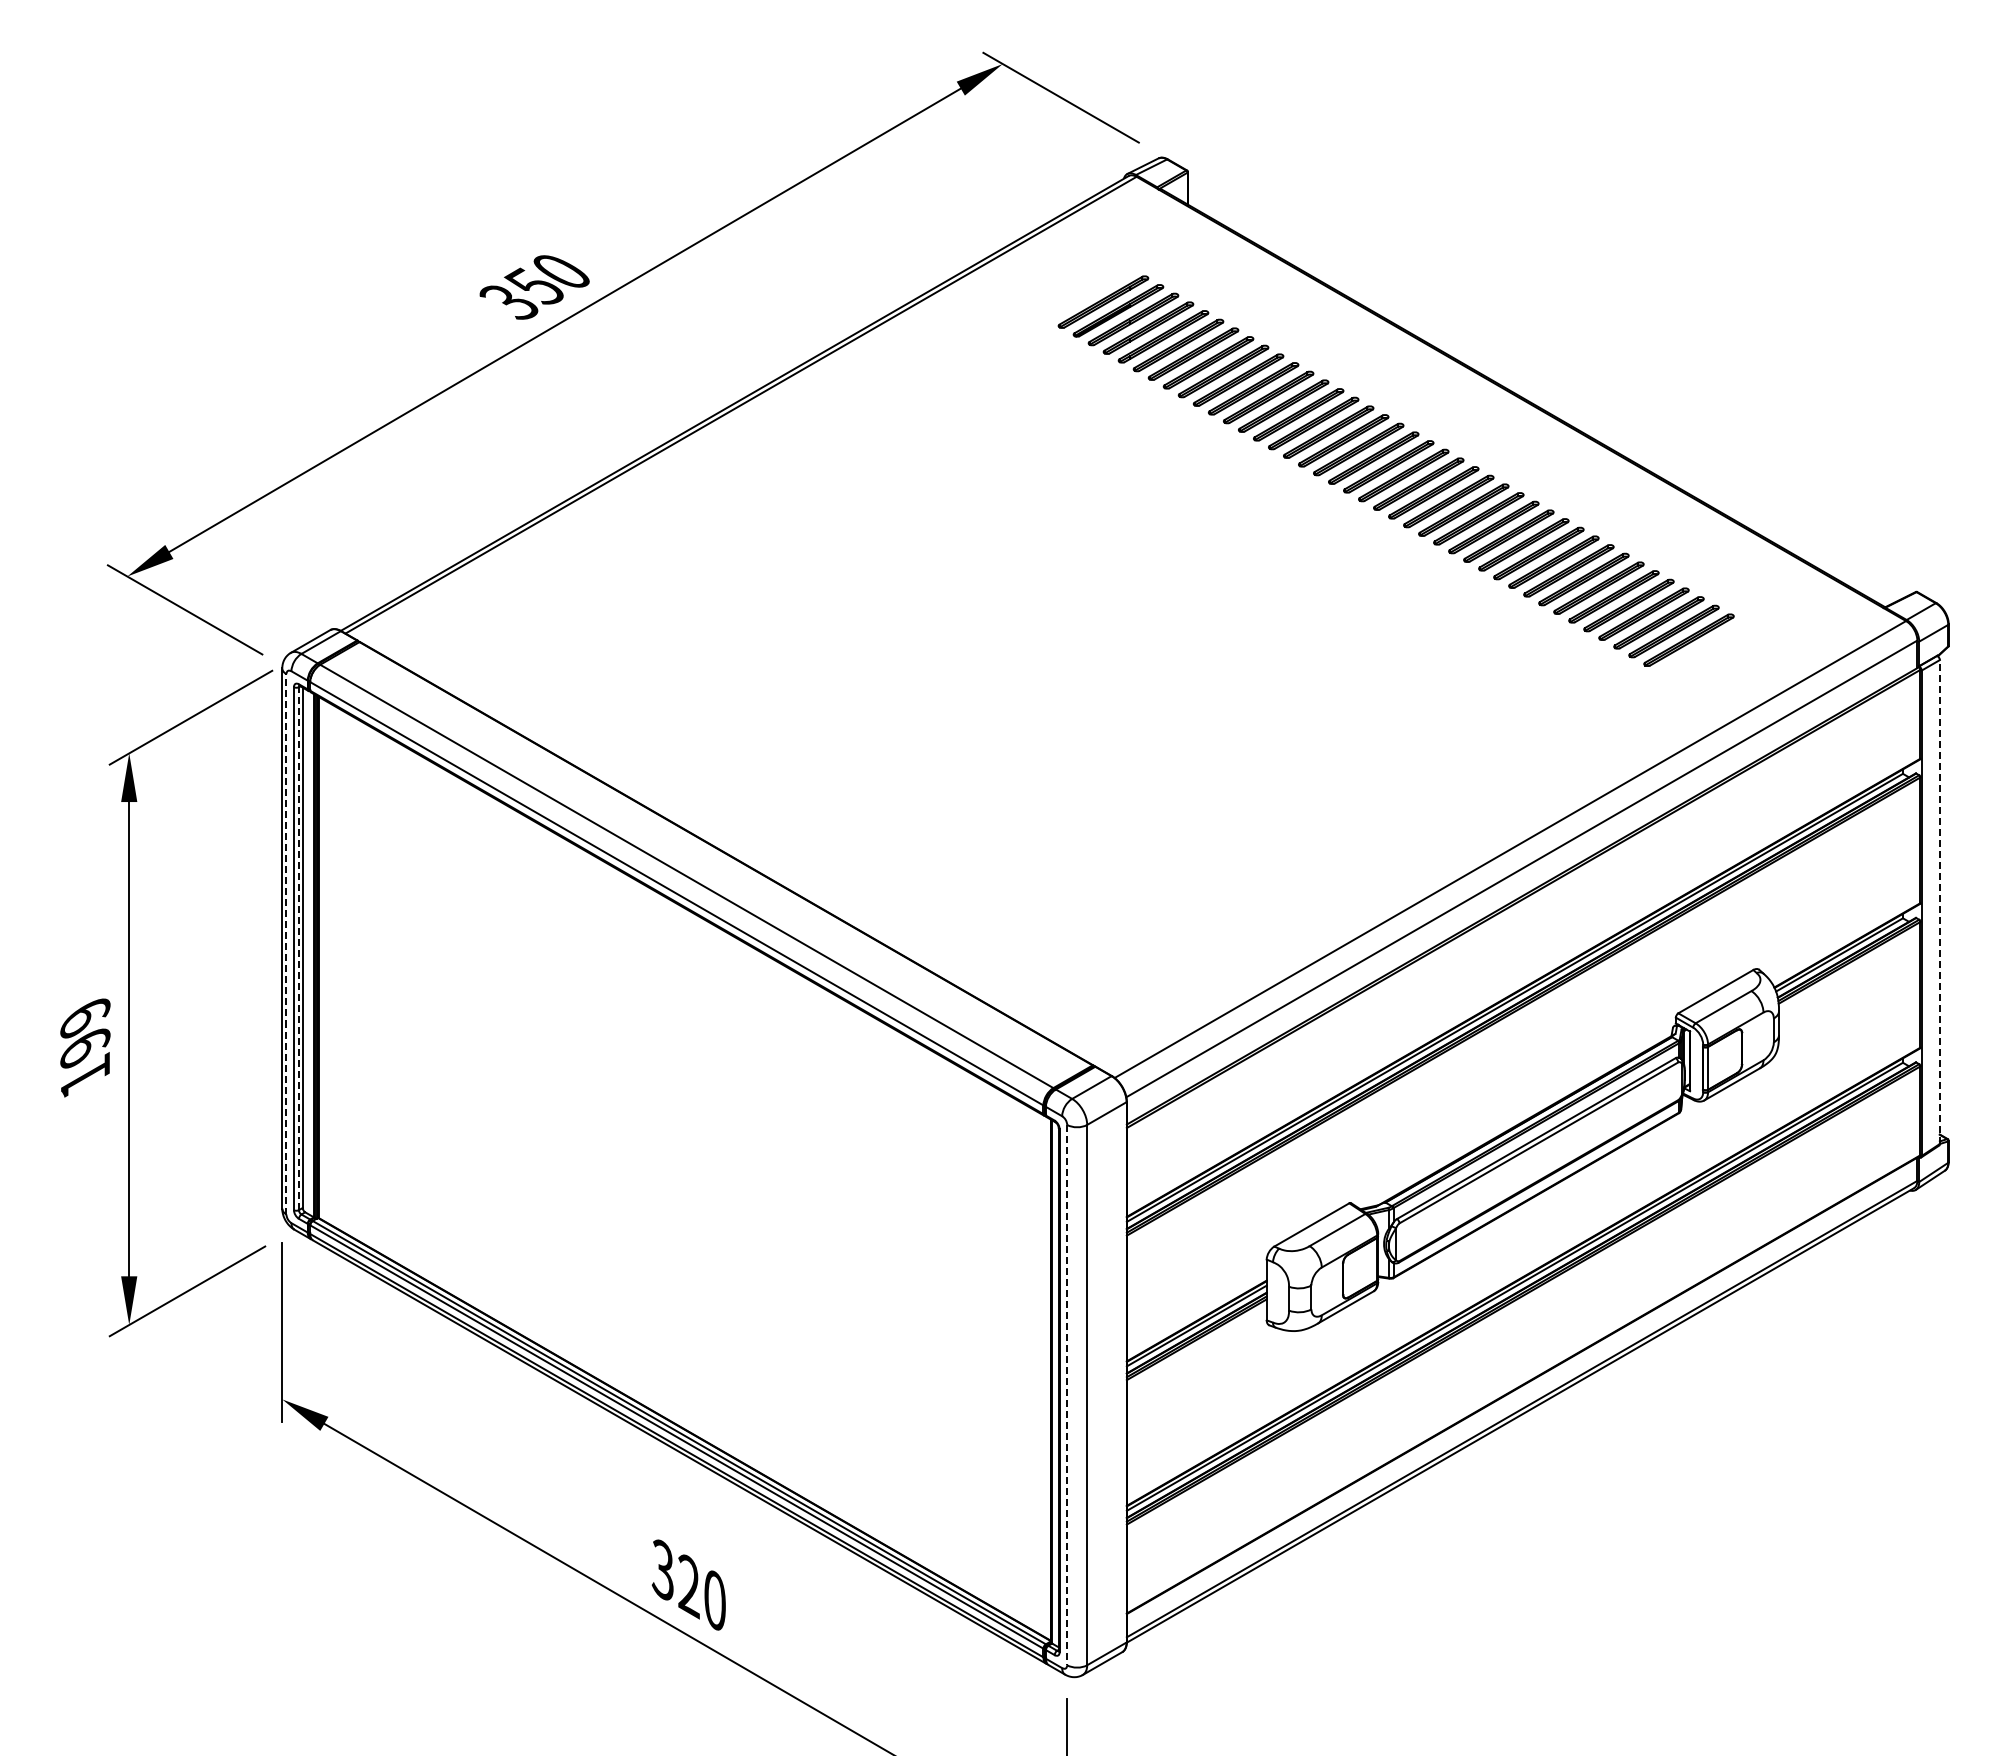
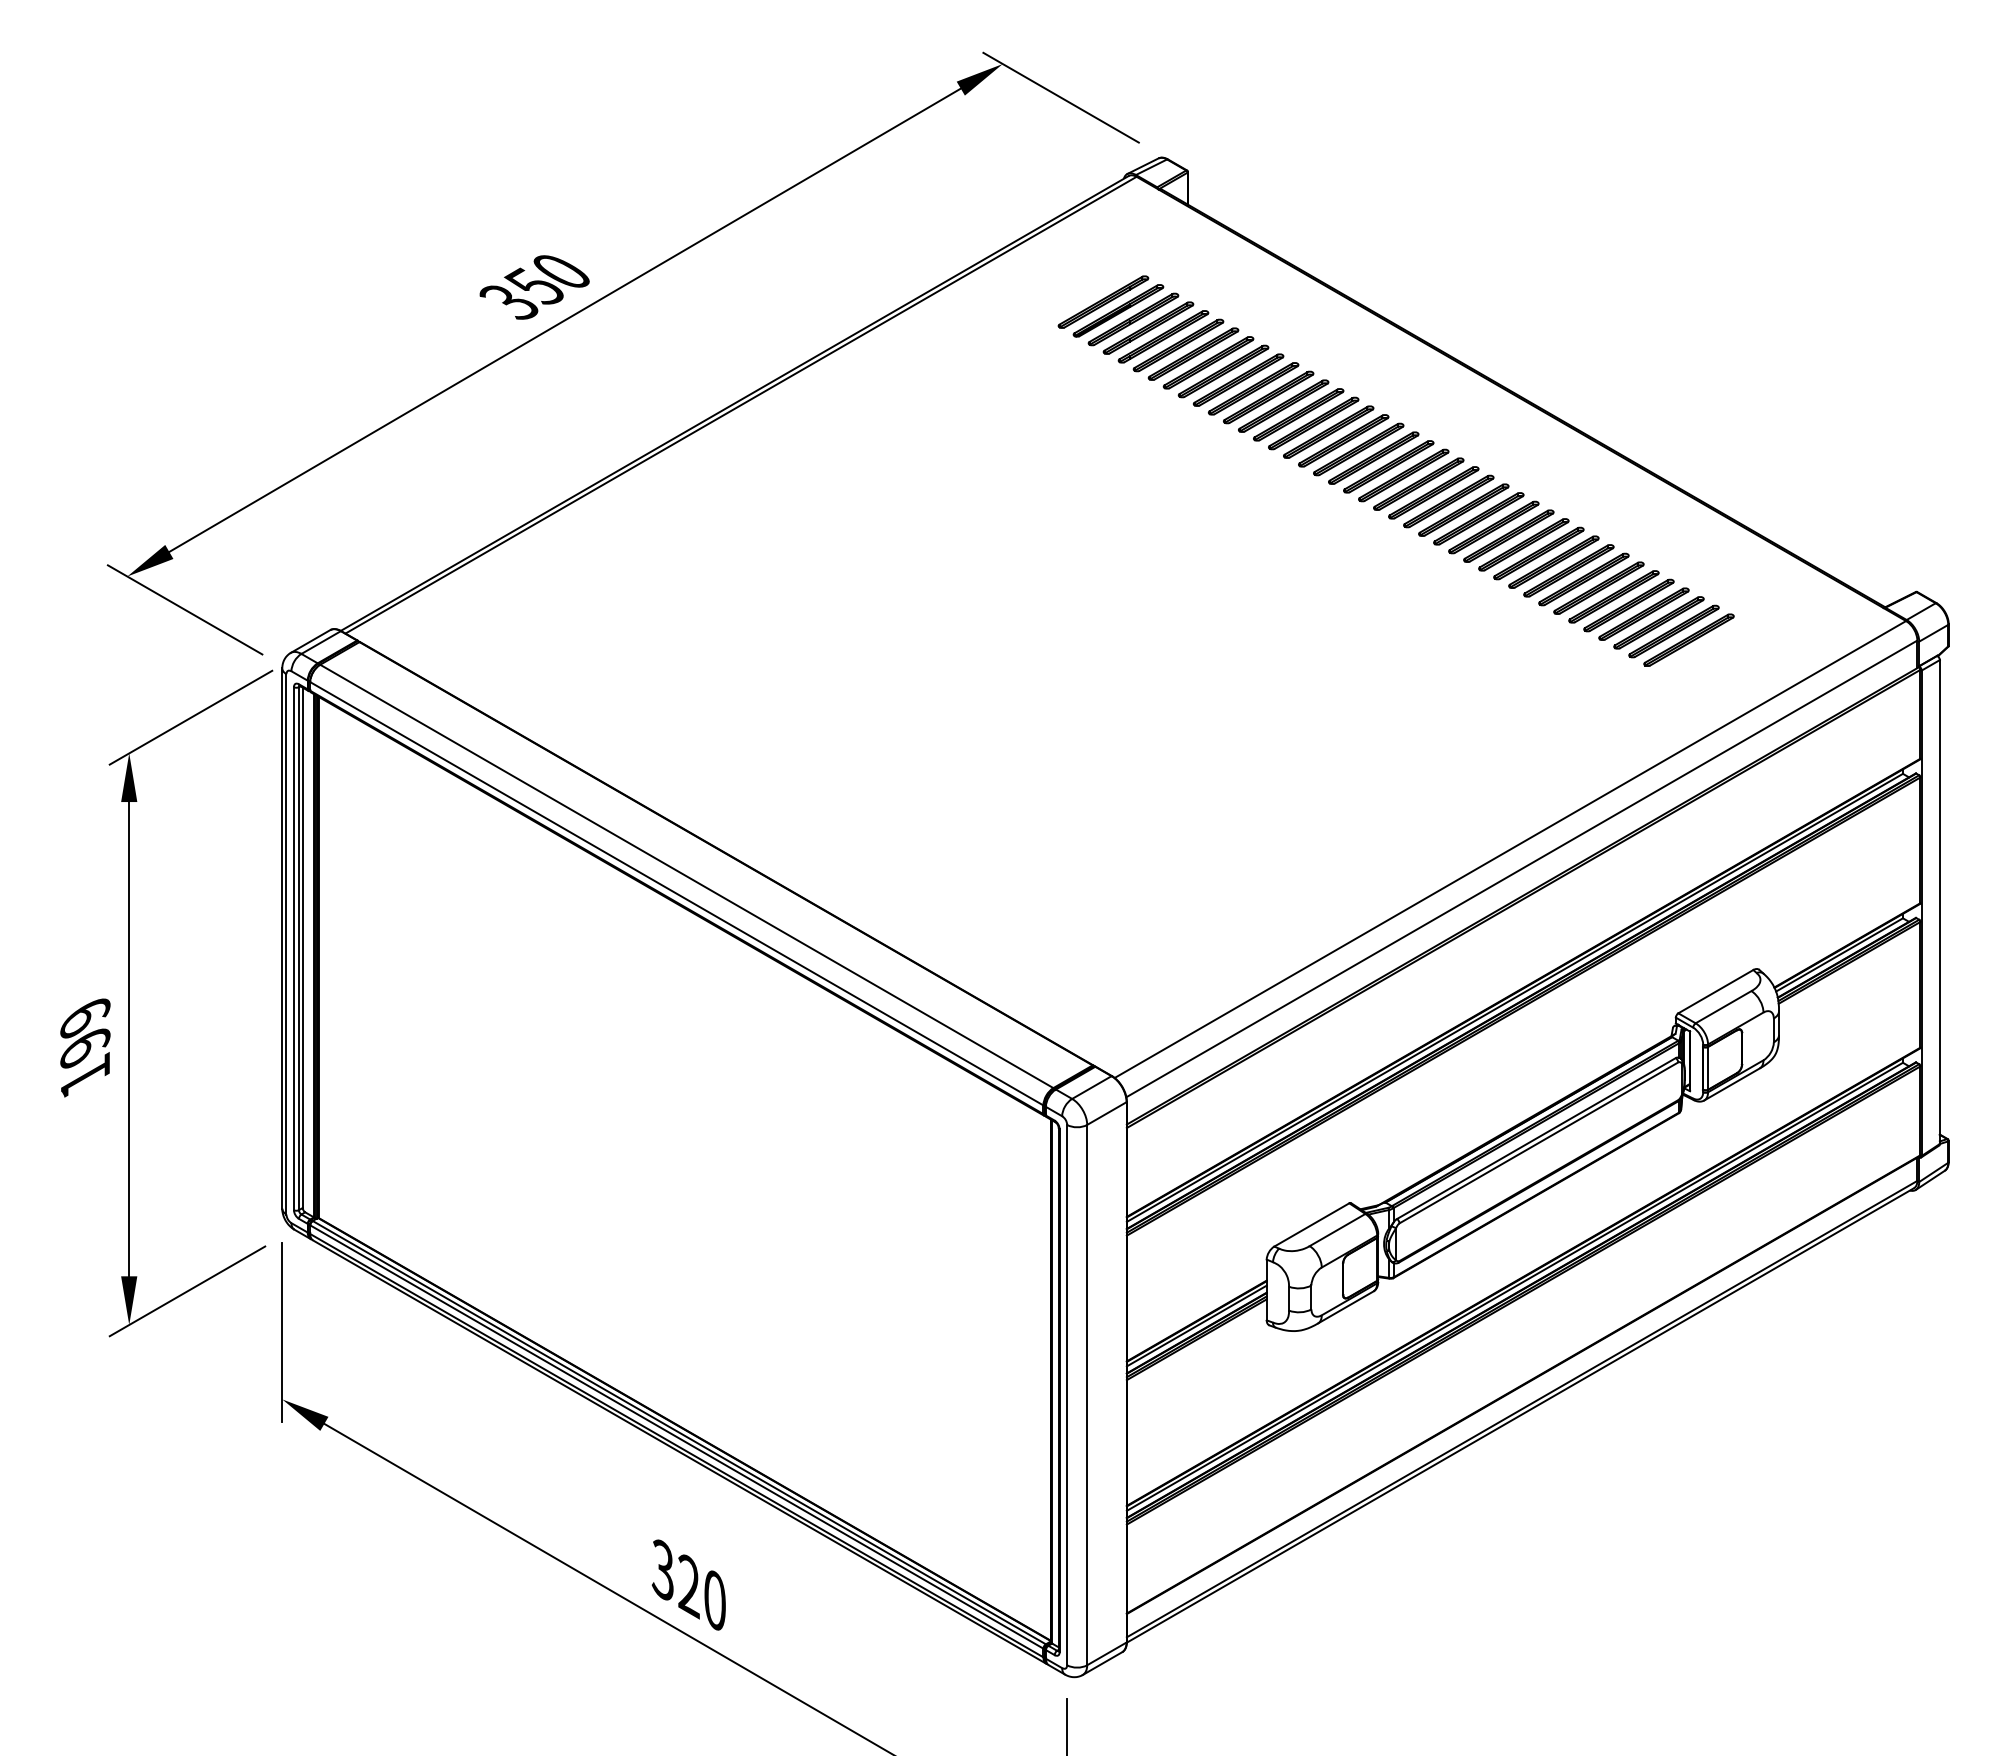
line: dashed -> solid (1939, 902)
line: dashed -> solid (286, 943)
line: dashed -> solid (298, 948)
line: dashed -> solid (1067, 1395)
